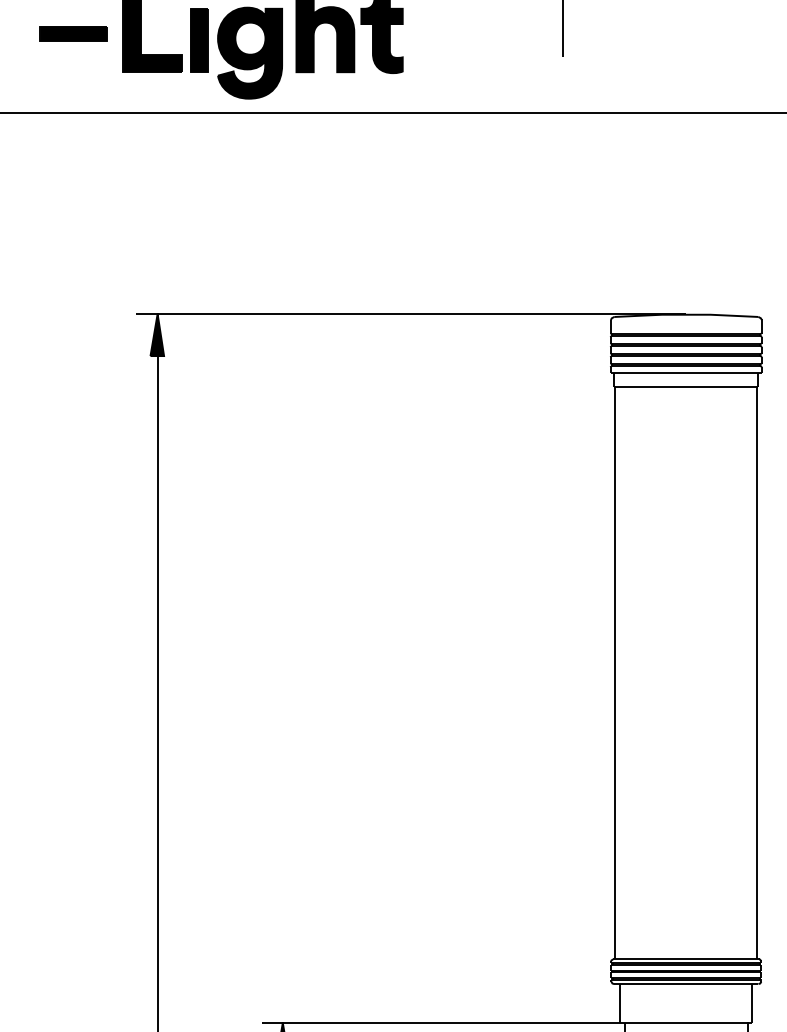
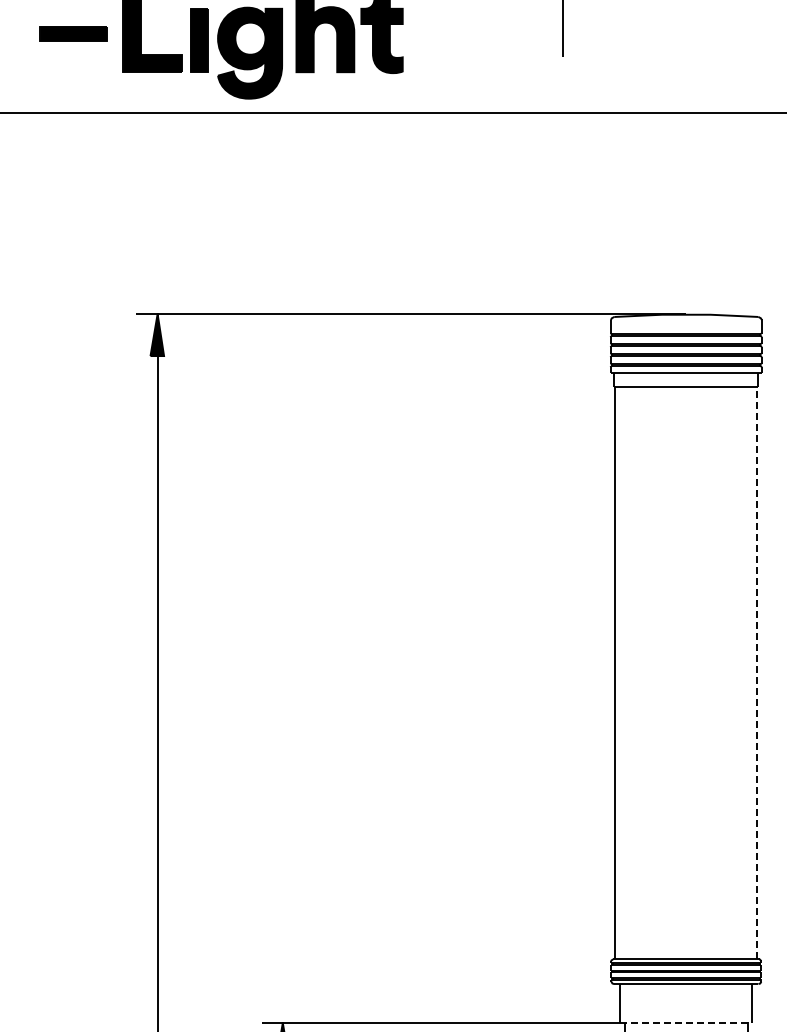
line: solid -> dashed (757, 672)
line: solid -> dashed (686, 1023)
